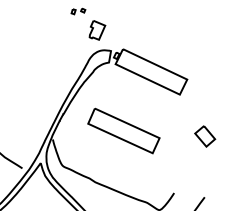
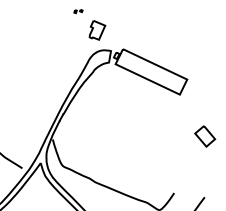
part size: 17x9 px -> 11x6 px (78, 11)
part: present -> none (123, 130)
